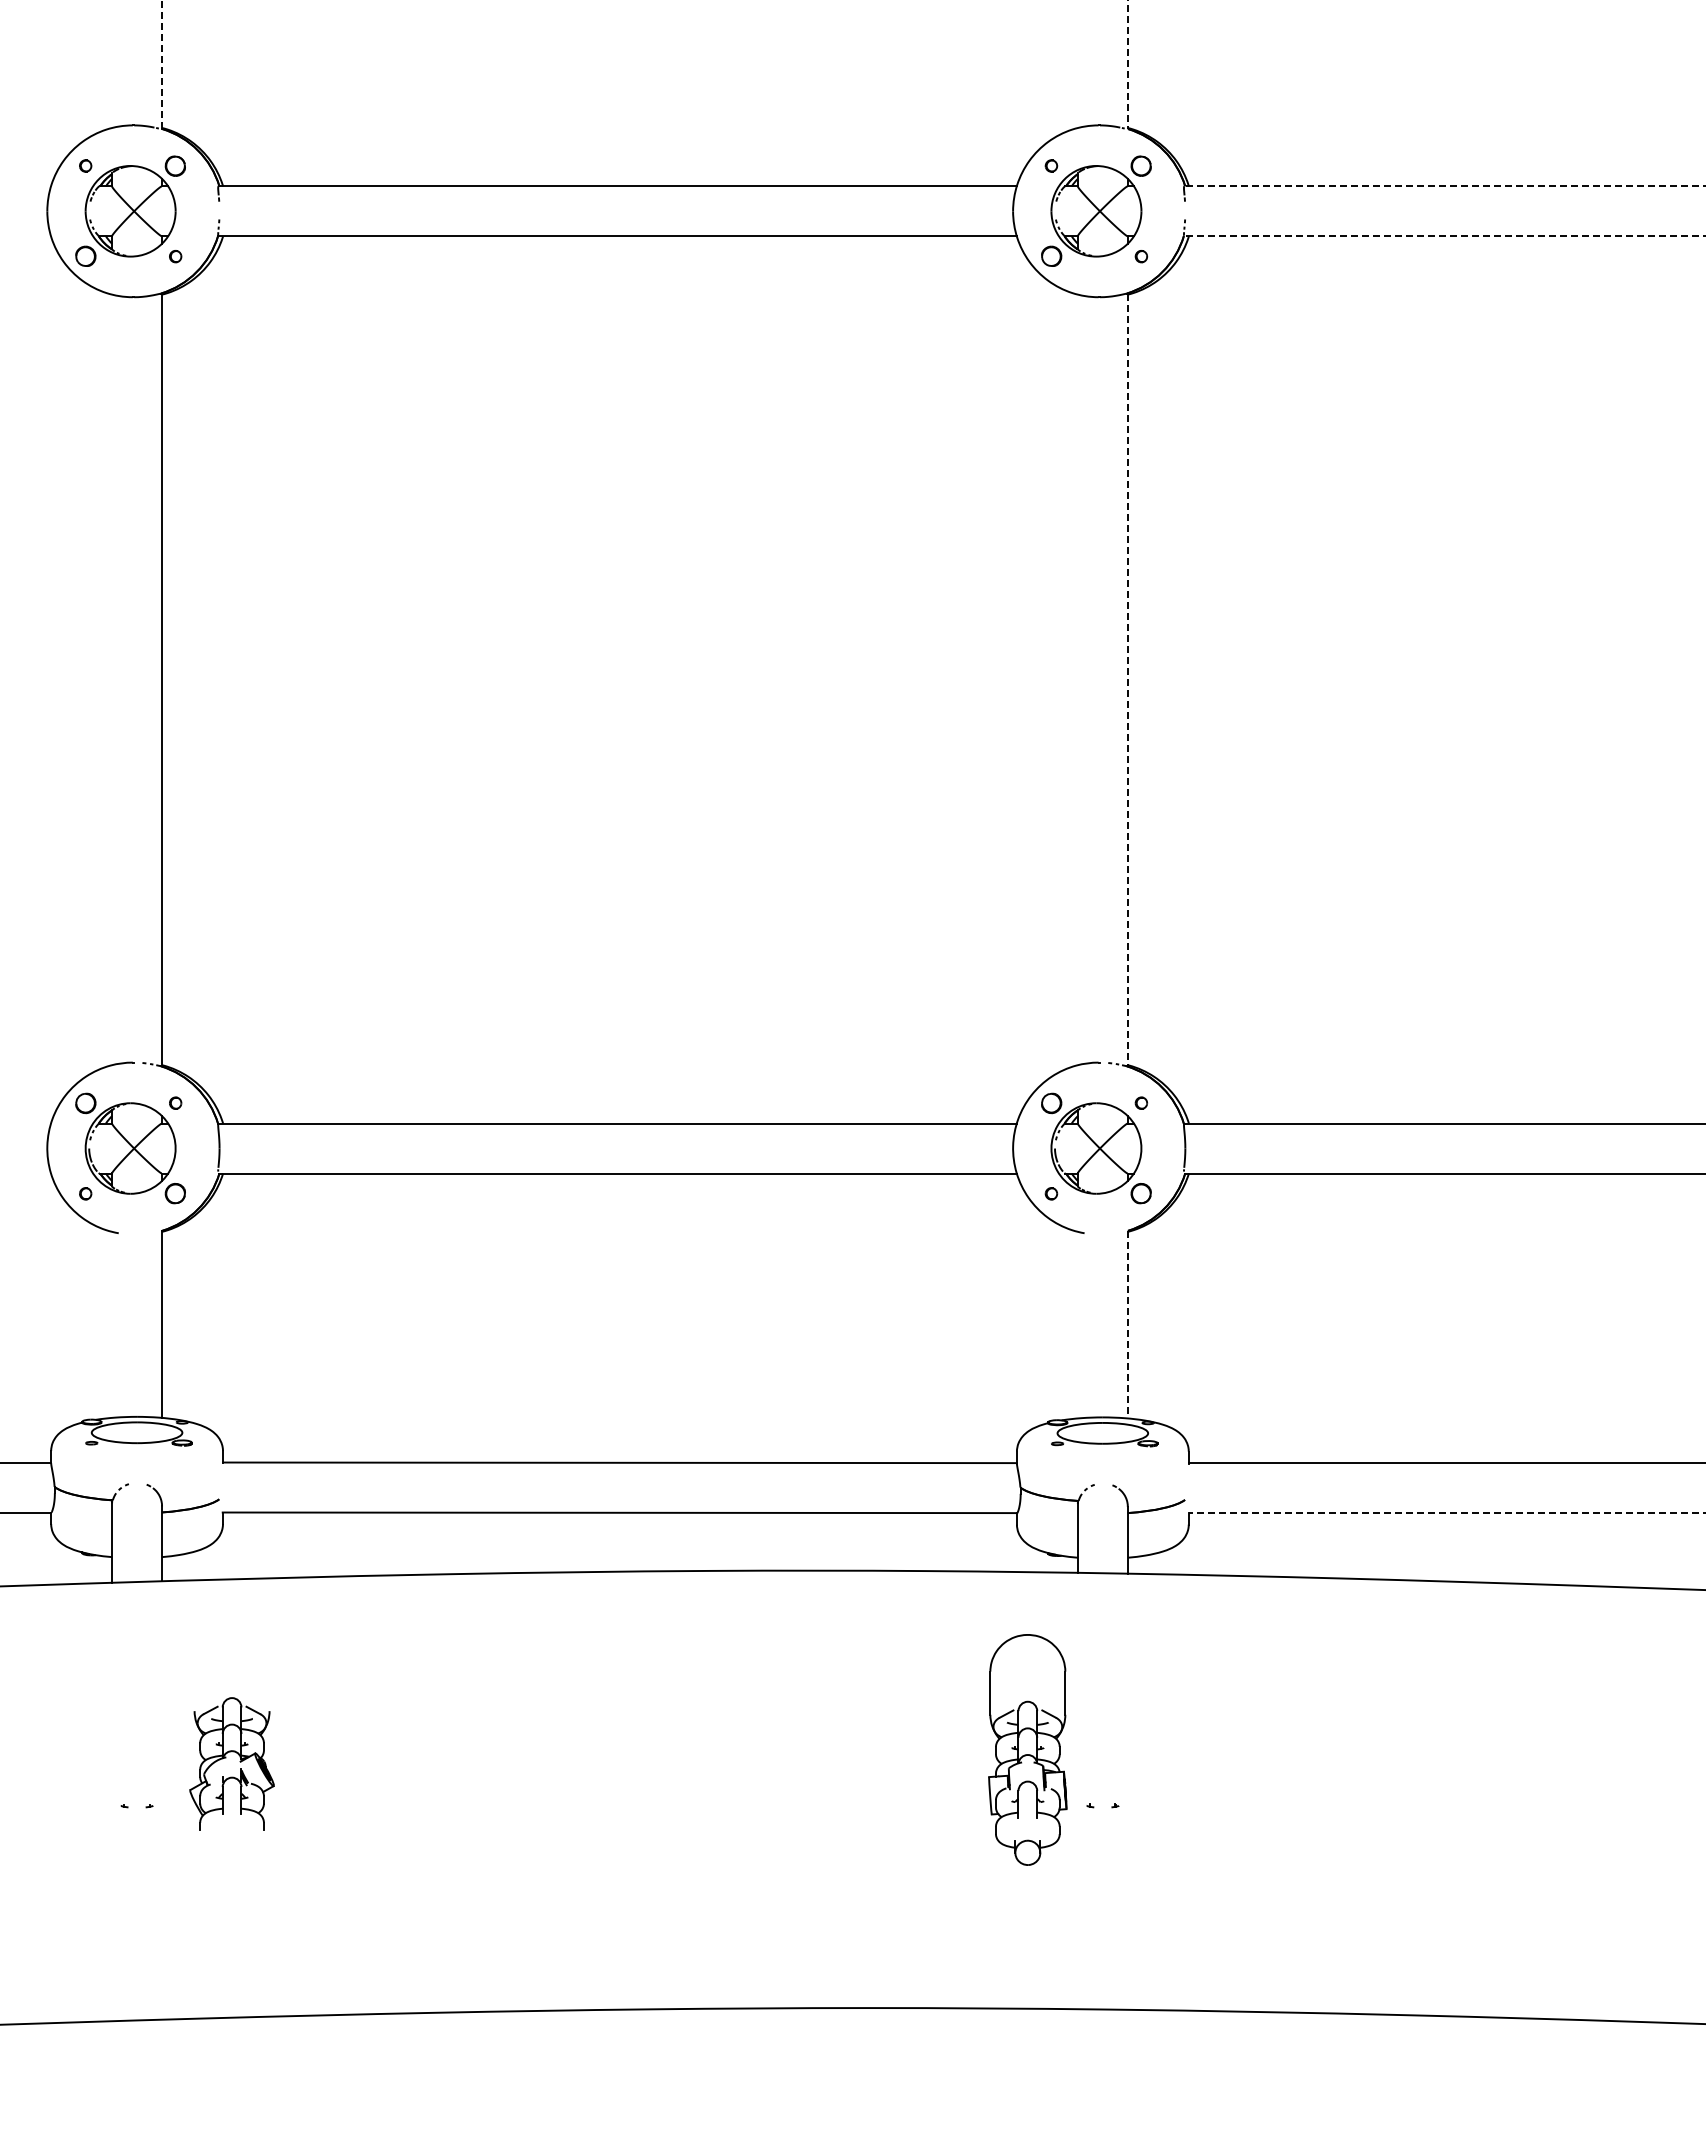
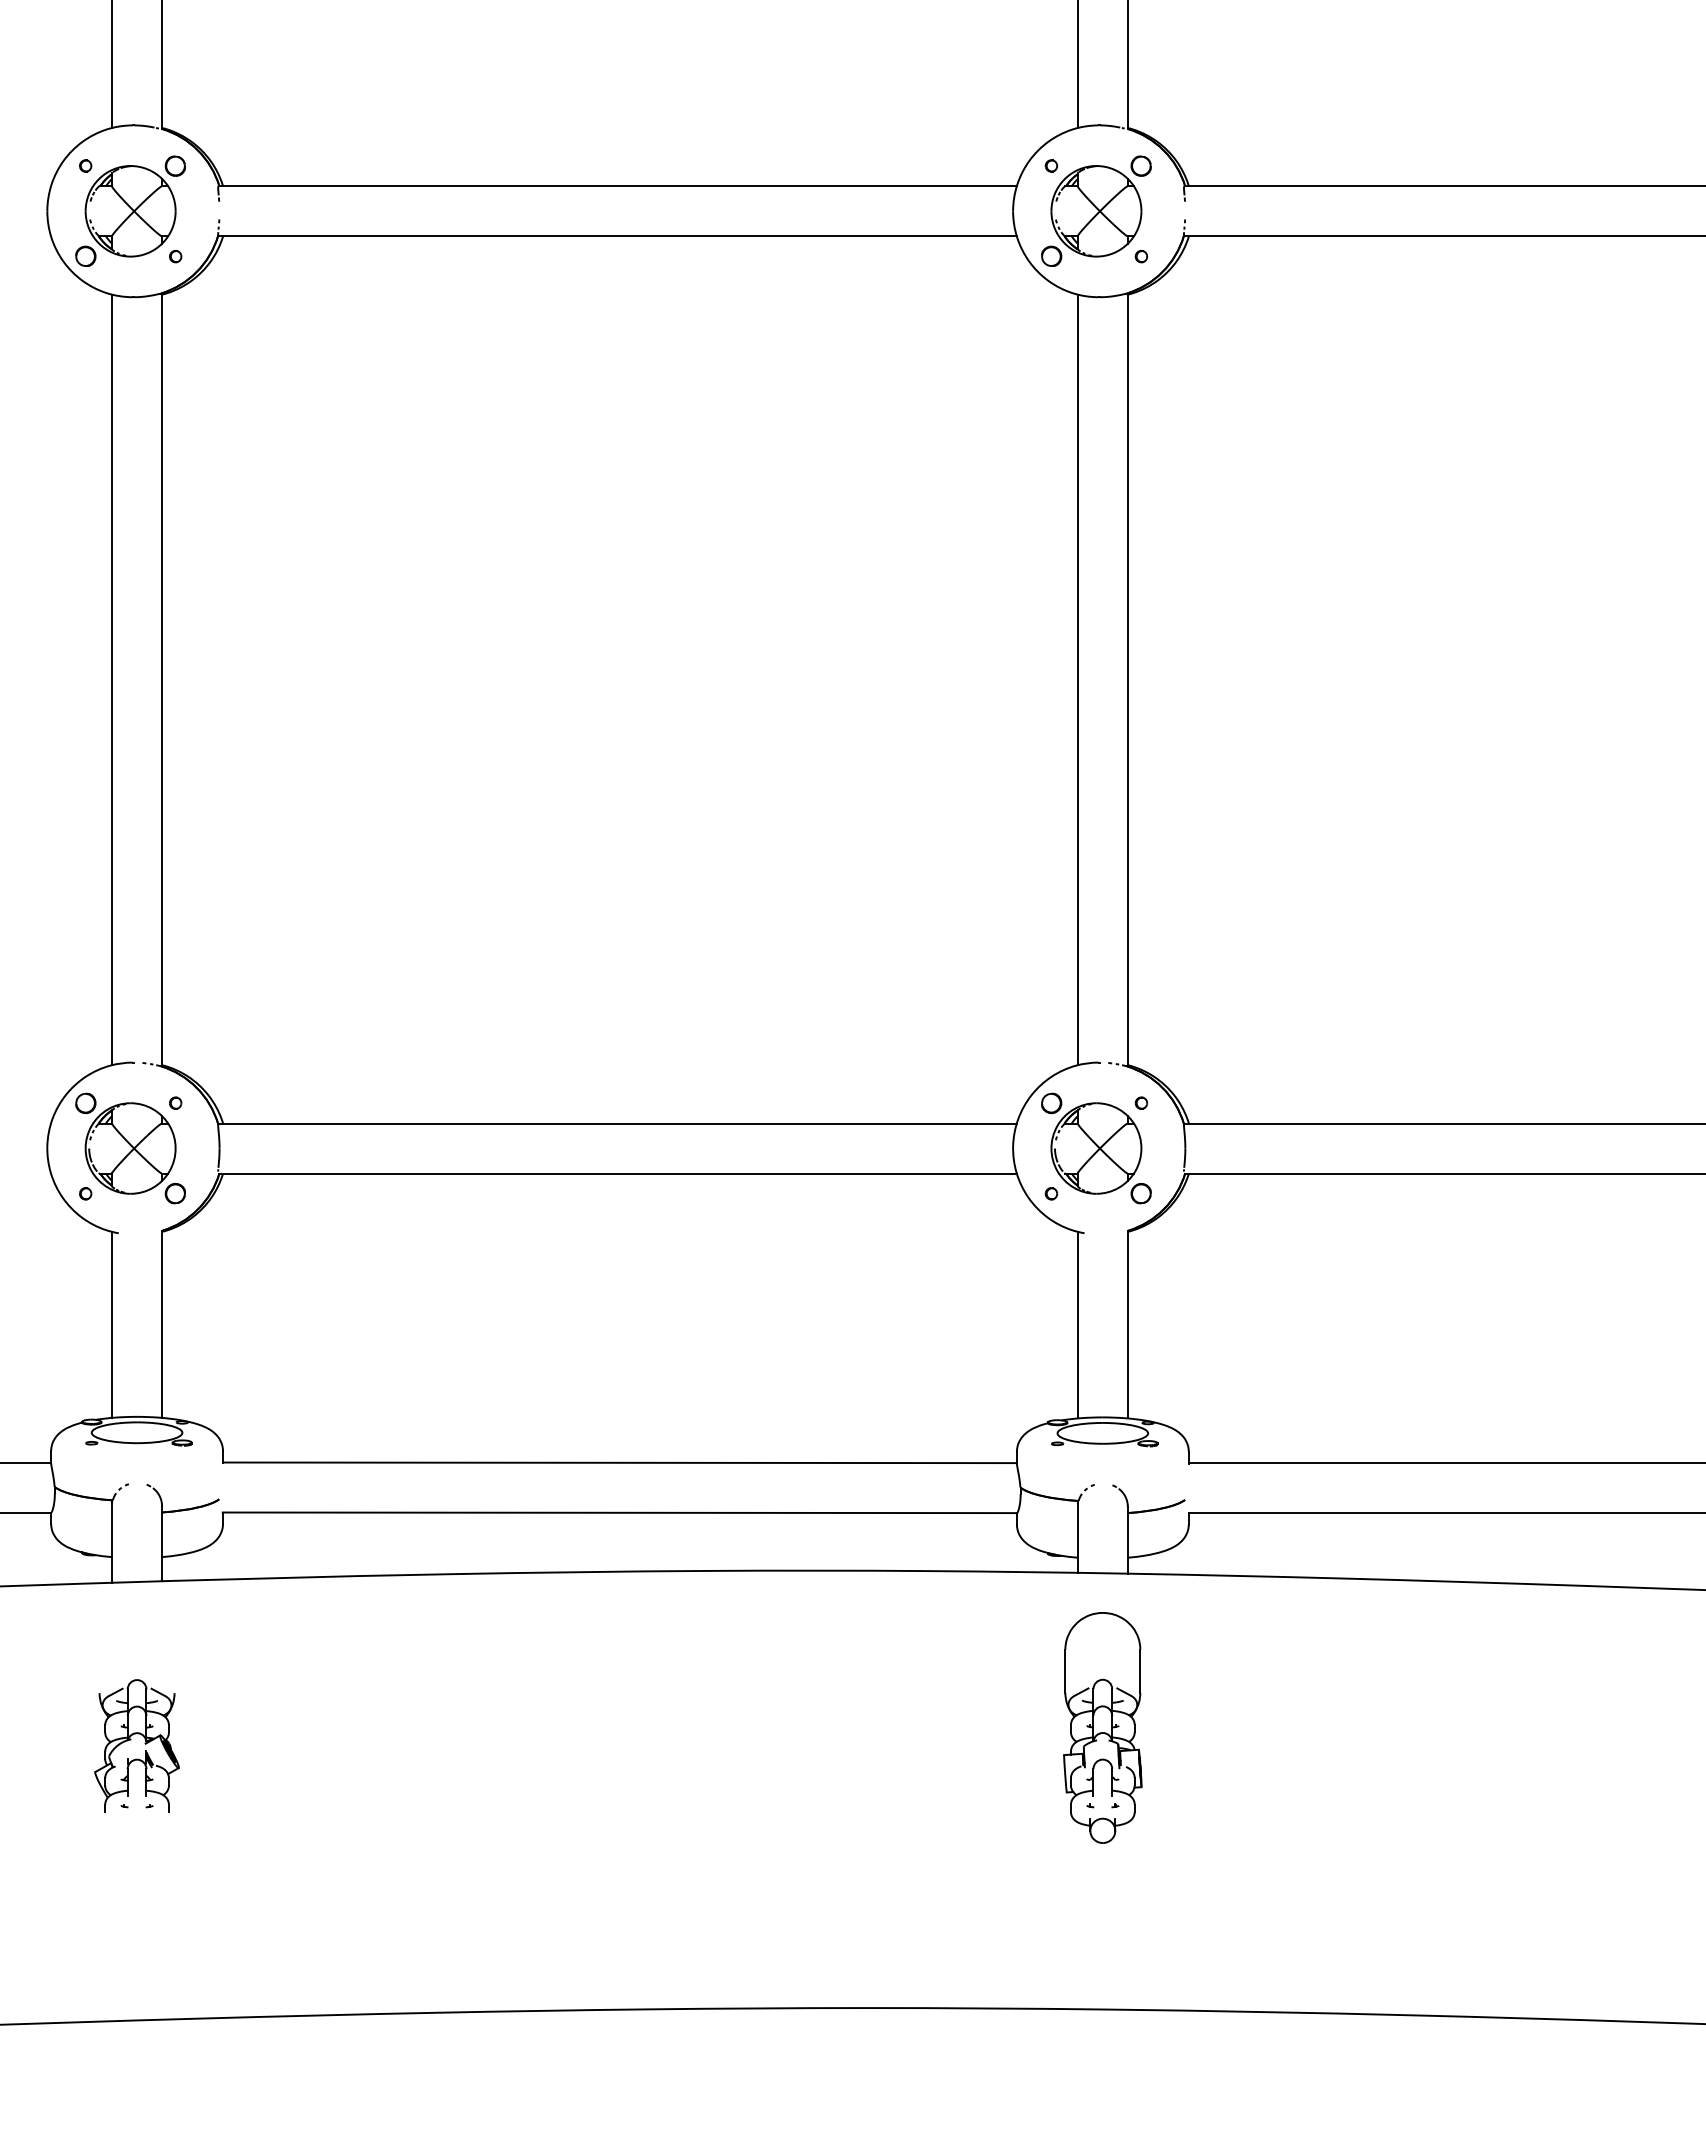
line: none -> present (112, 64)
line: dashed -> solid (162, 64)
line: none -> present (1077, 64)
line: dashed -> solid (1127, 65)
line: dashed -> solid (1444, 186)
line: dashed -> solid (1444, 236)
line: none -> present (112, 679)
line: none -> present (1077, 679)
line: dashed -> solid (1127, 680)
line: none -> present (112, 1324)
line: none -> present (1077, 1324)
line: dashed -> solid (1127, 1324)
line: dashed -> solid (1446, 1513)
part position: (1027, 1749) -> (1102, 1727) (1102, 1727)
part position: (231, 1763) -> (136, 1745) (136, 1745)
